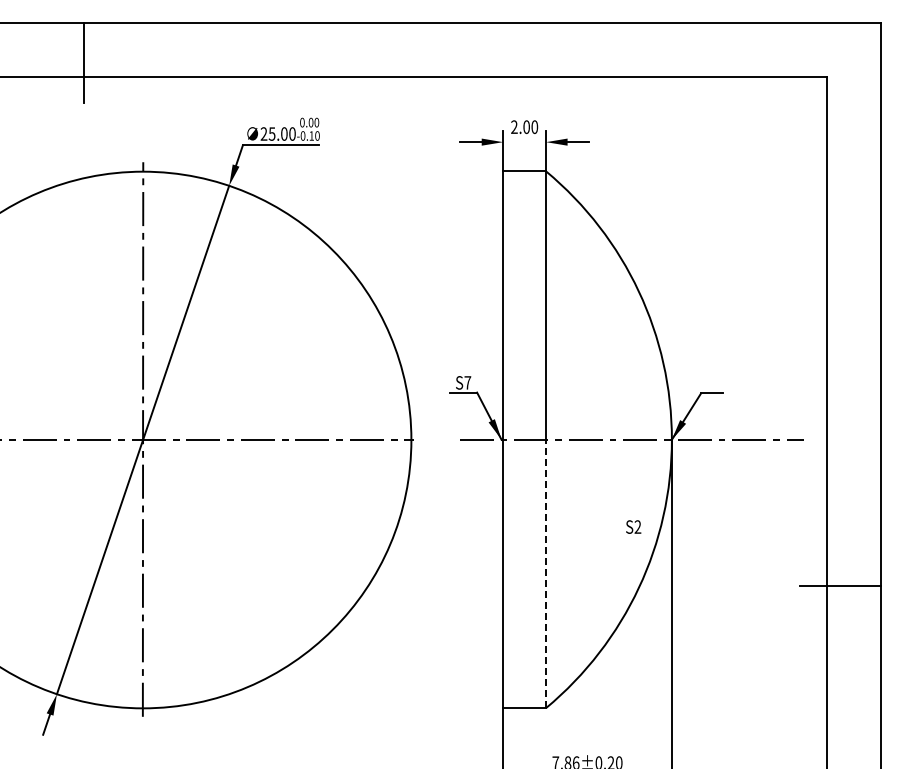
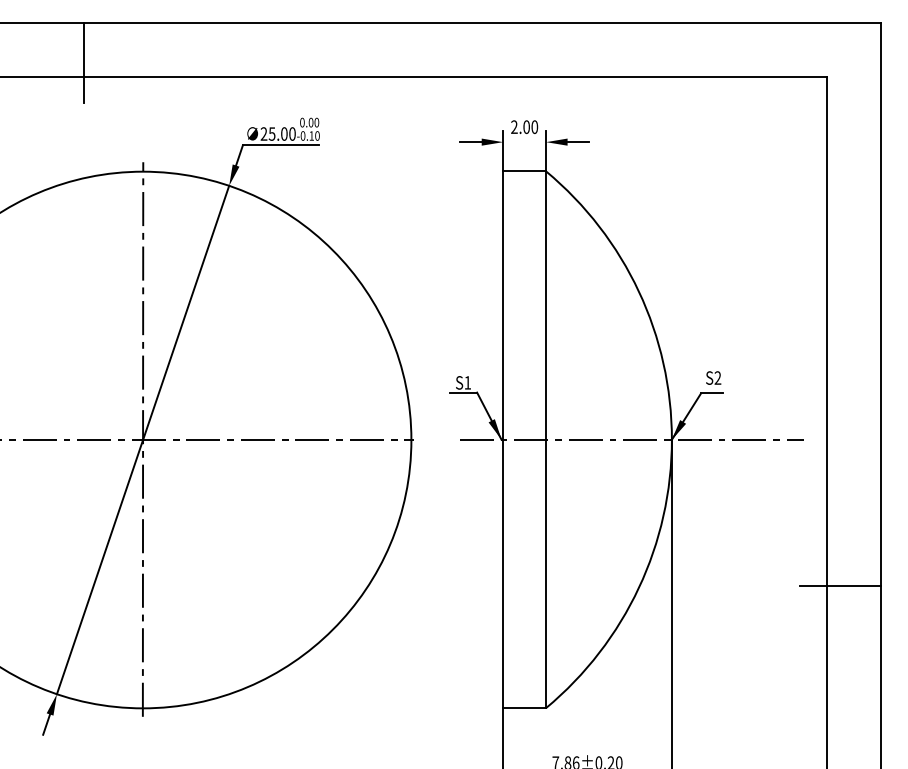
text: S7 -> S1 (467, 382)
text position: (633, 526) -> (713, 377) (713, 377)
line: dashed -> solid (546, 573)
